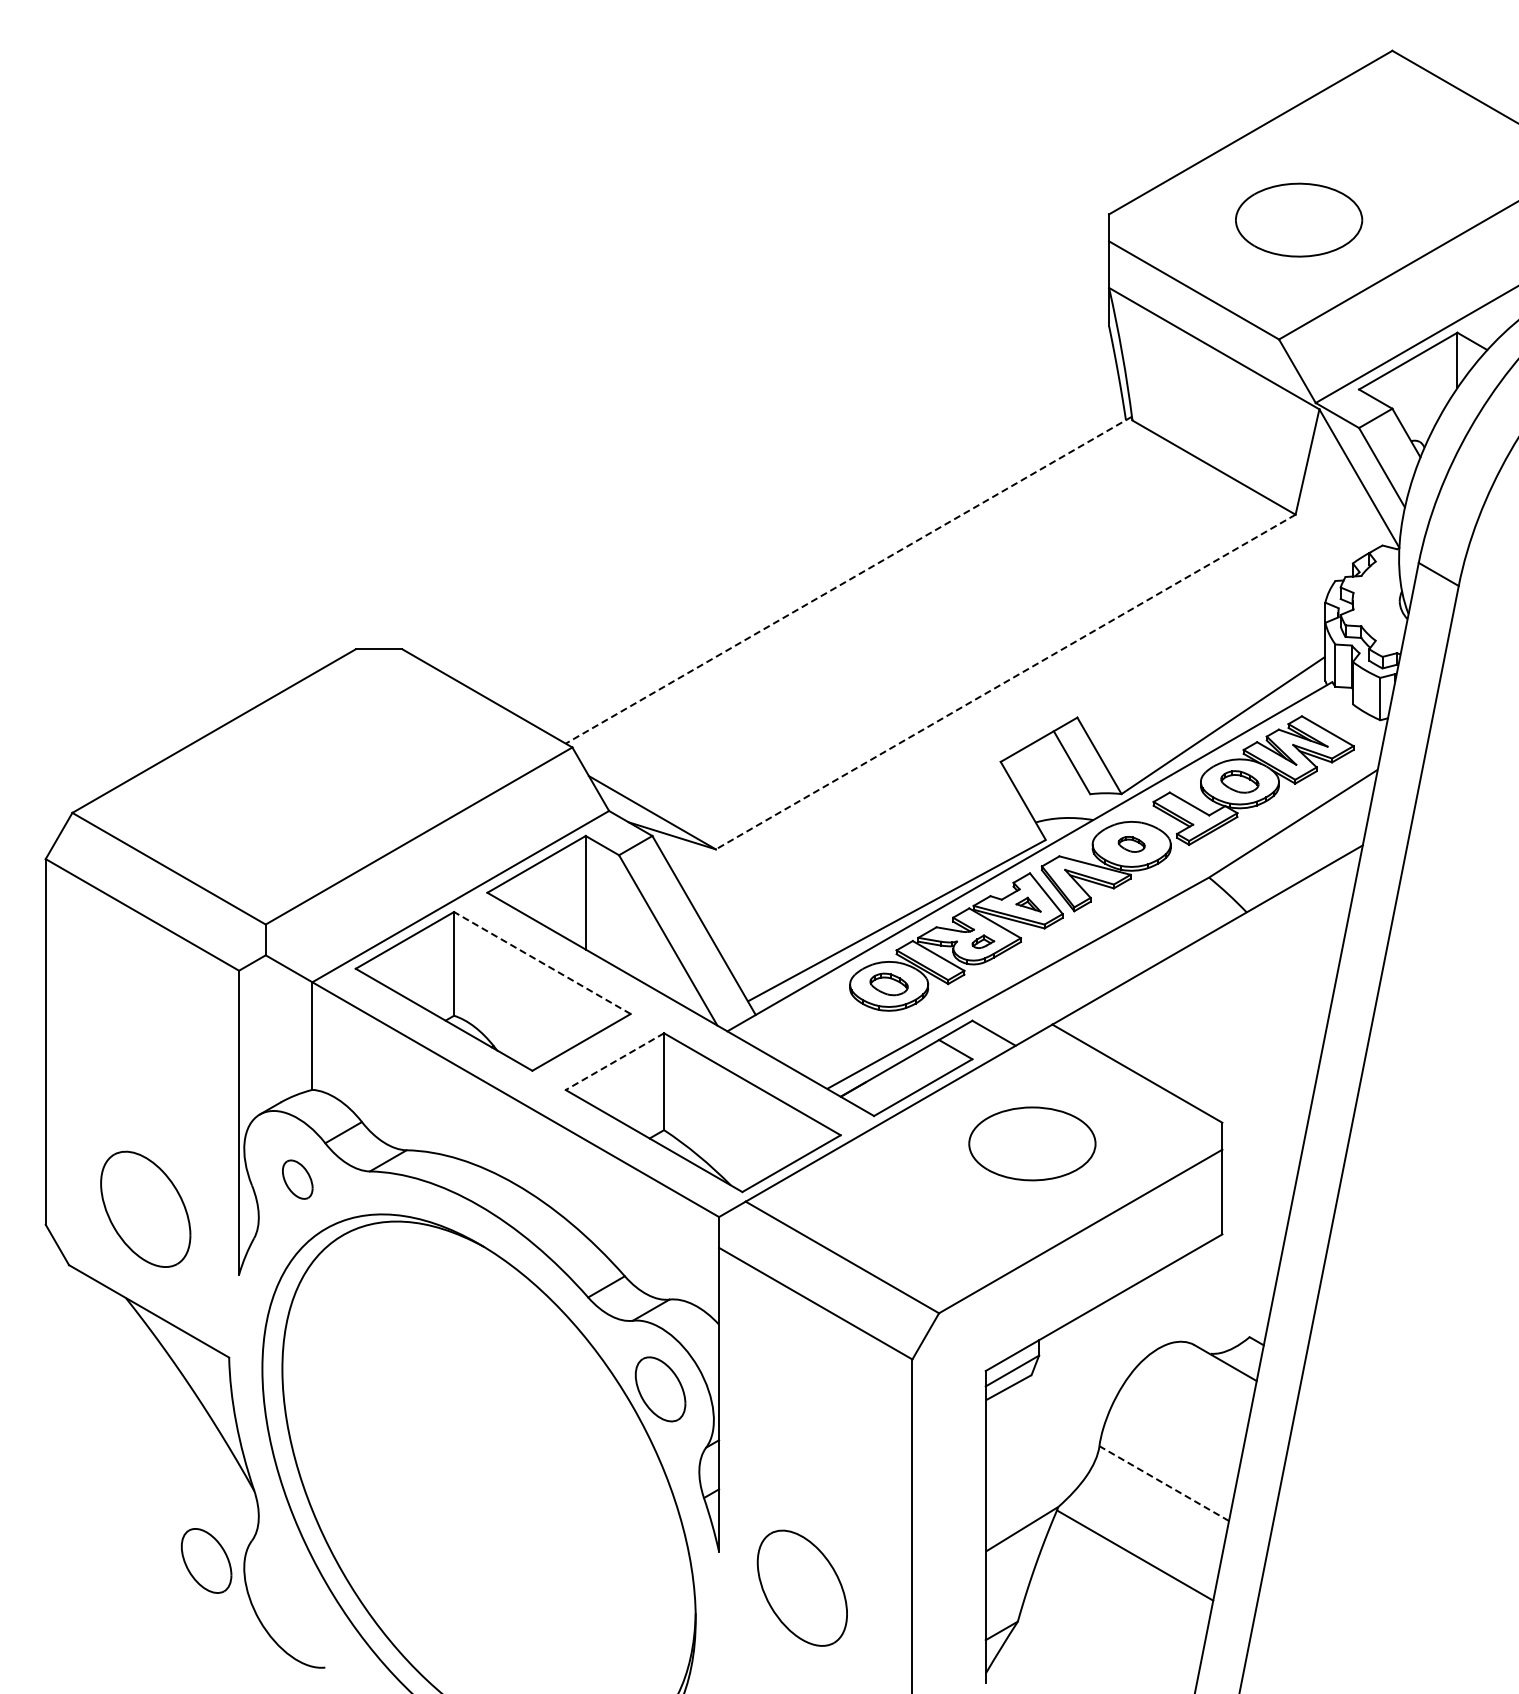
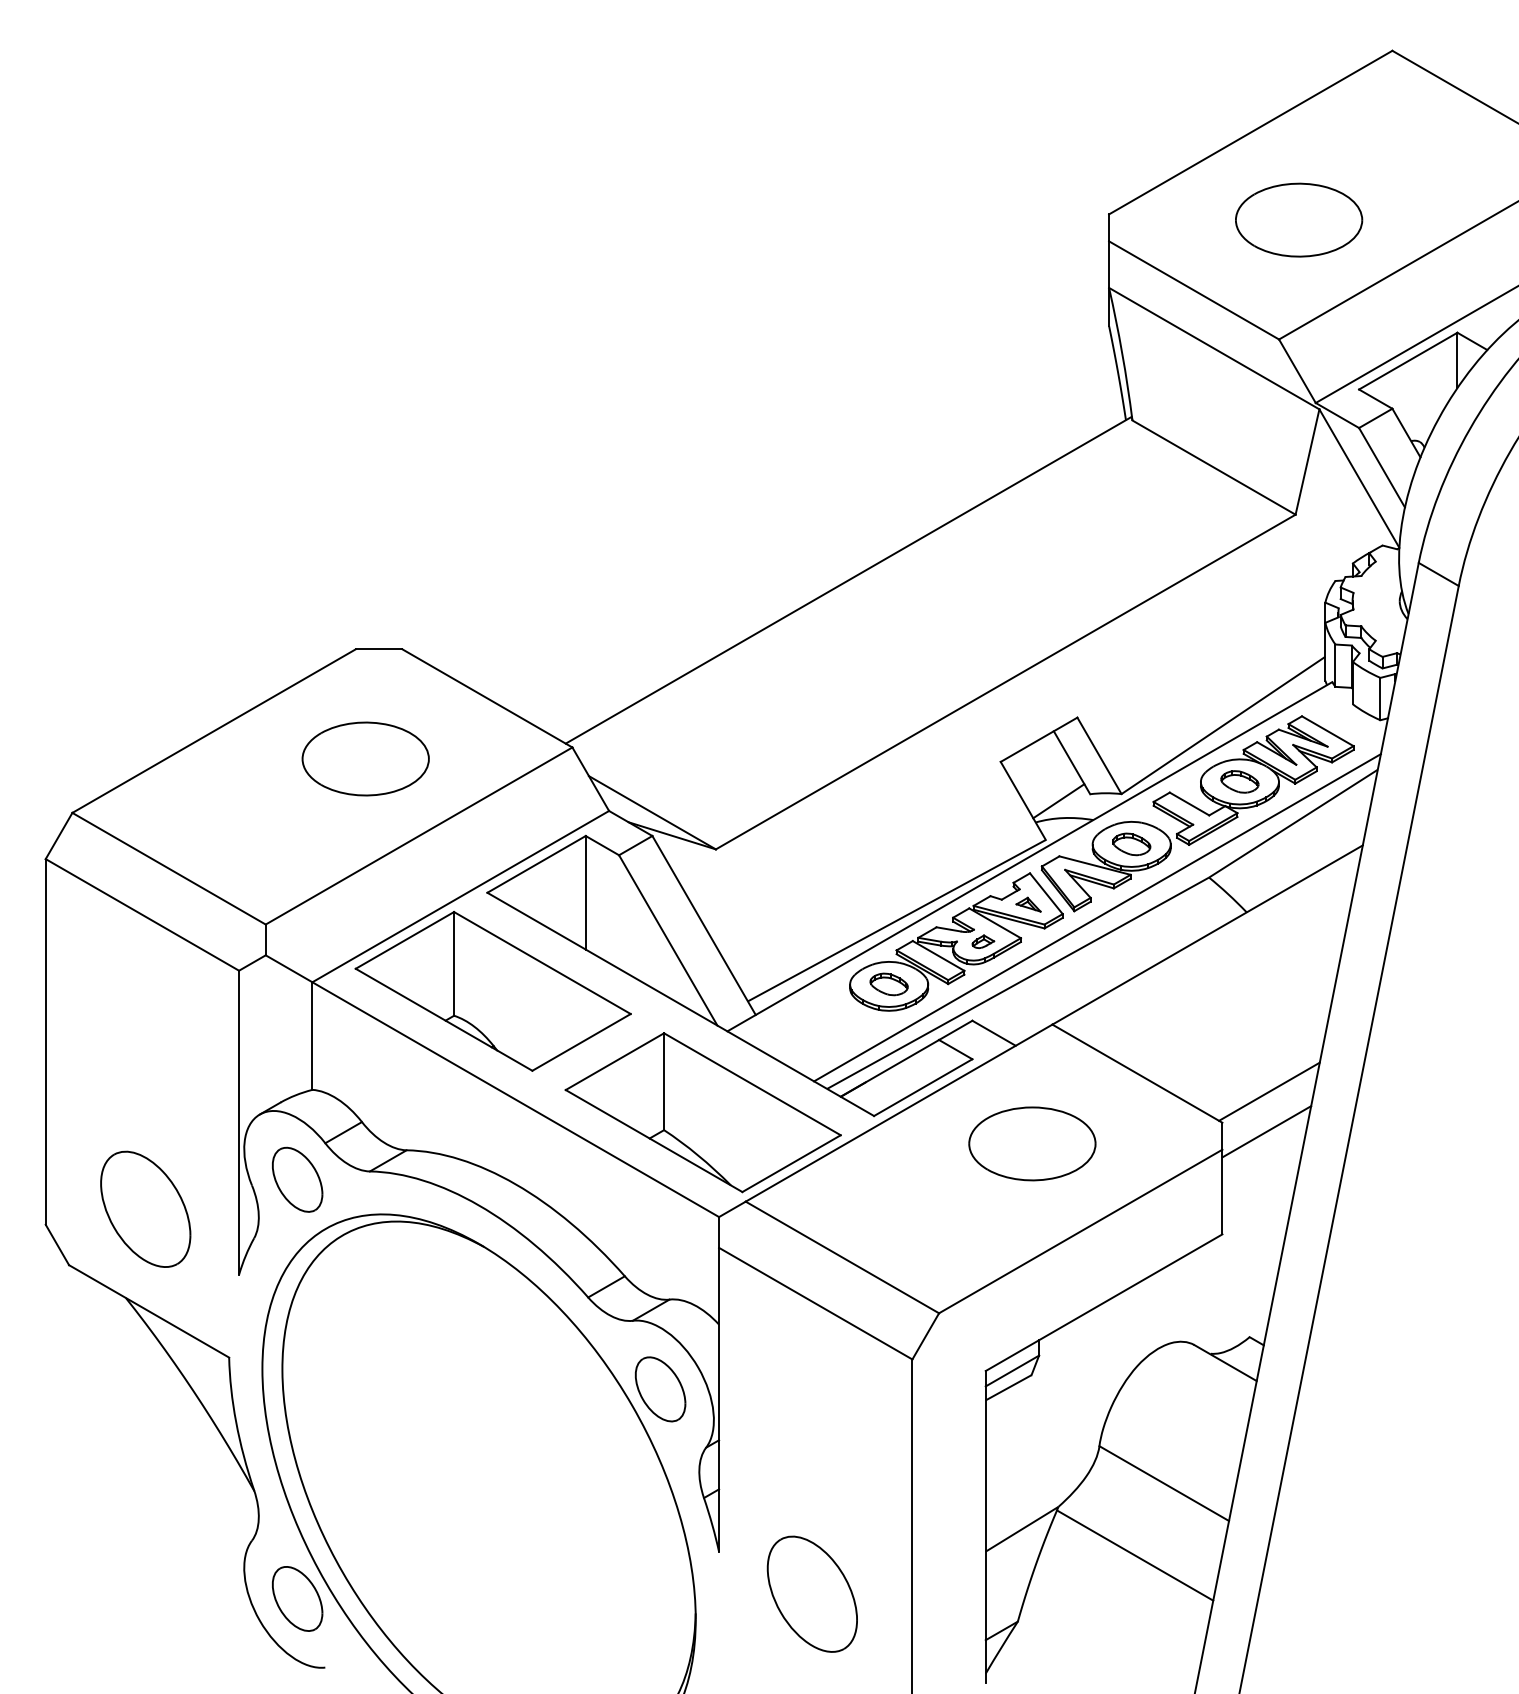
line: dashed -> solid (848, 580)
line: dashed -> solid (1005, 682)
part: none -> present (365, 758)
line: none -> present (1058, 801)
part size: 29x17 px -> 40x25 px (1131, 844)
line: none -> present (1097, 917)
line: dashed -> solid (542, 963)
line: dashed -> solid (614, 1061)
line: none -> present (1269, 1091)
line: none -> present (1266, 1131)
part size: 32x41 px -> 52x67 px (297, 1179)
line: dashed -> solid (1164, 1483)
part position: (206, 1560) -> (297, 1598) (297, 1598)
part position: (801, 1587) -> (811, 1593) (811, 1593)
